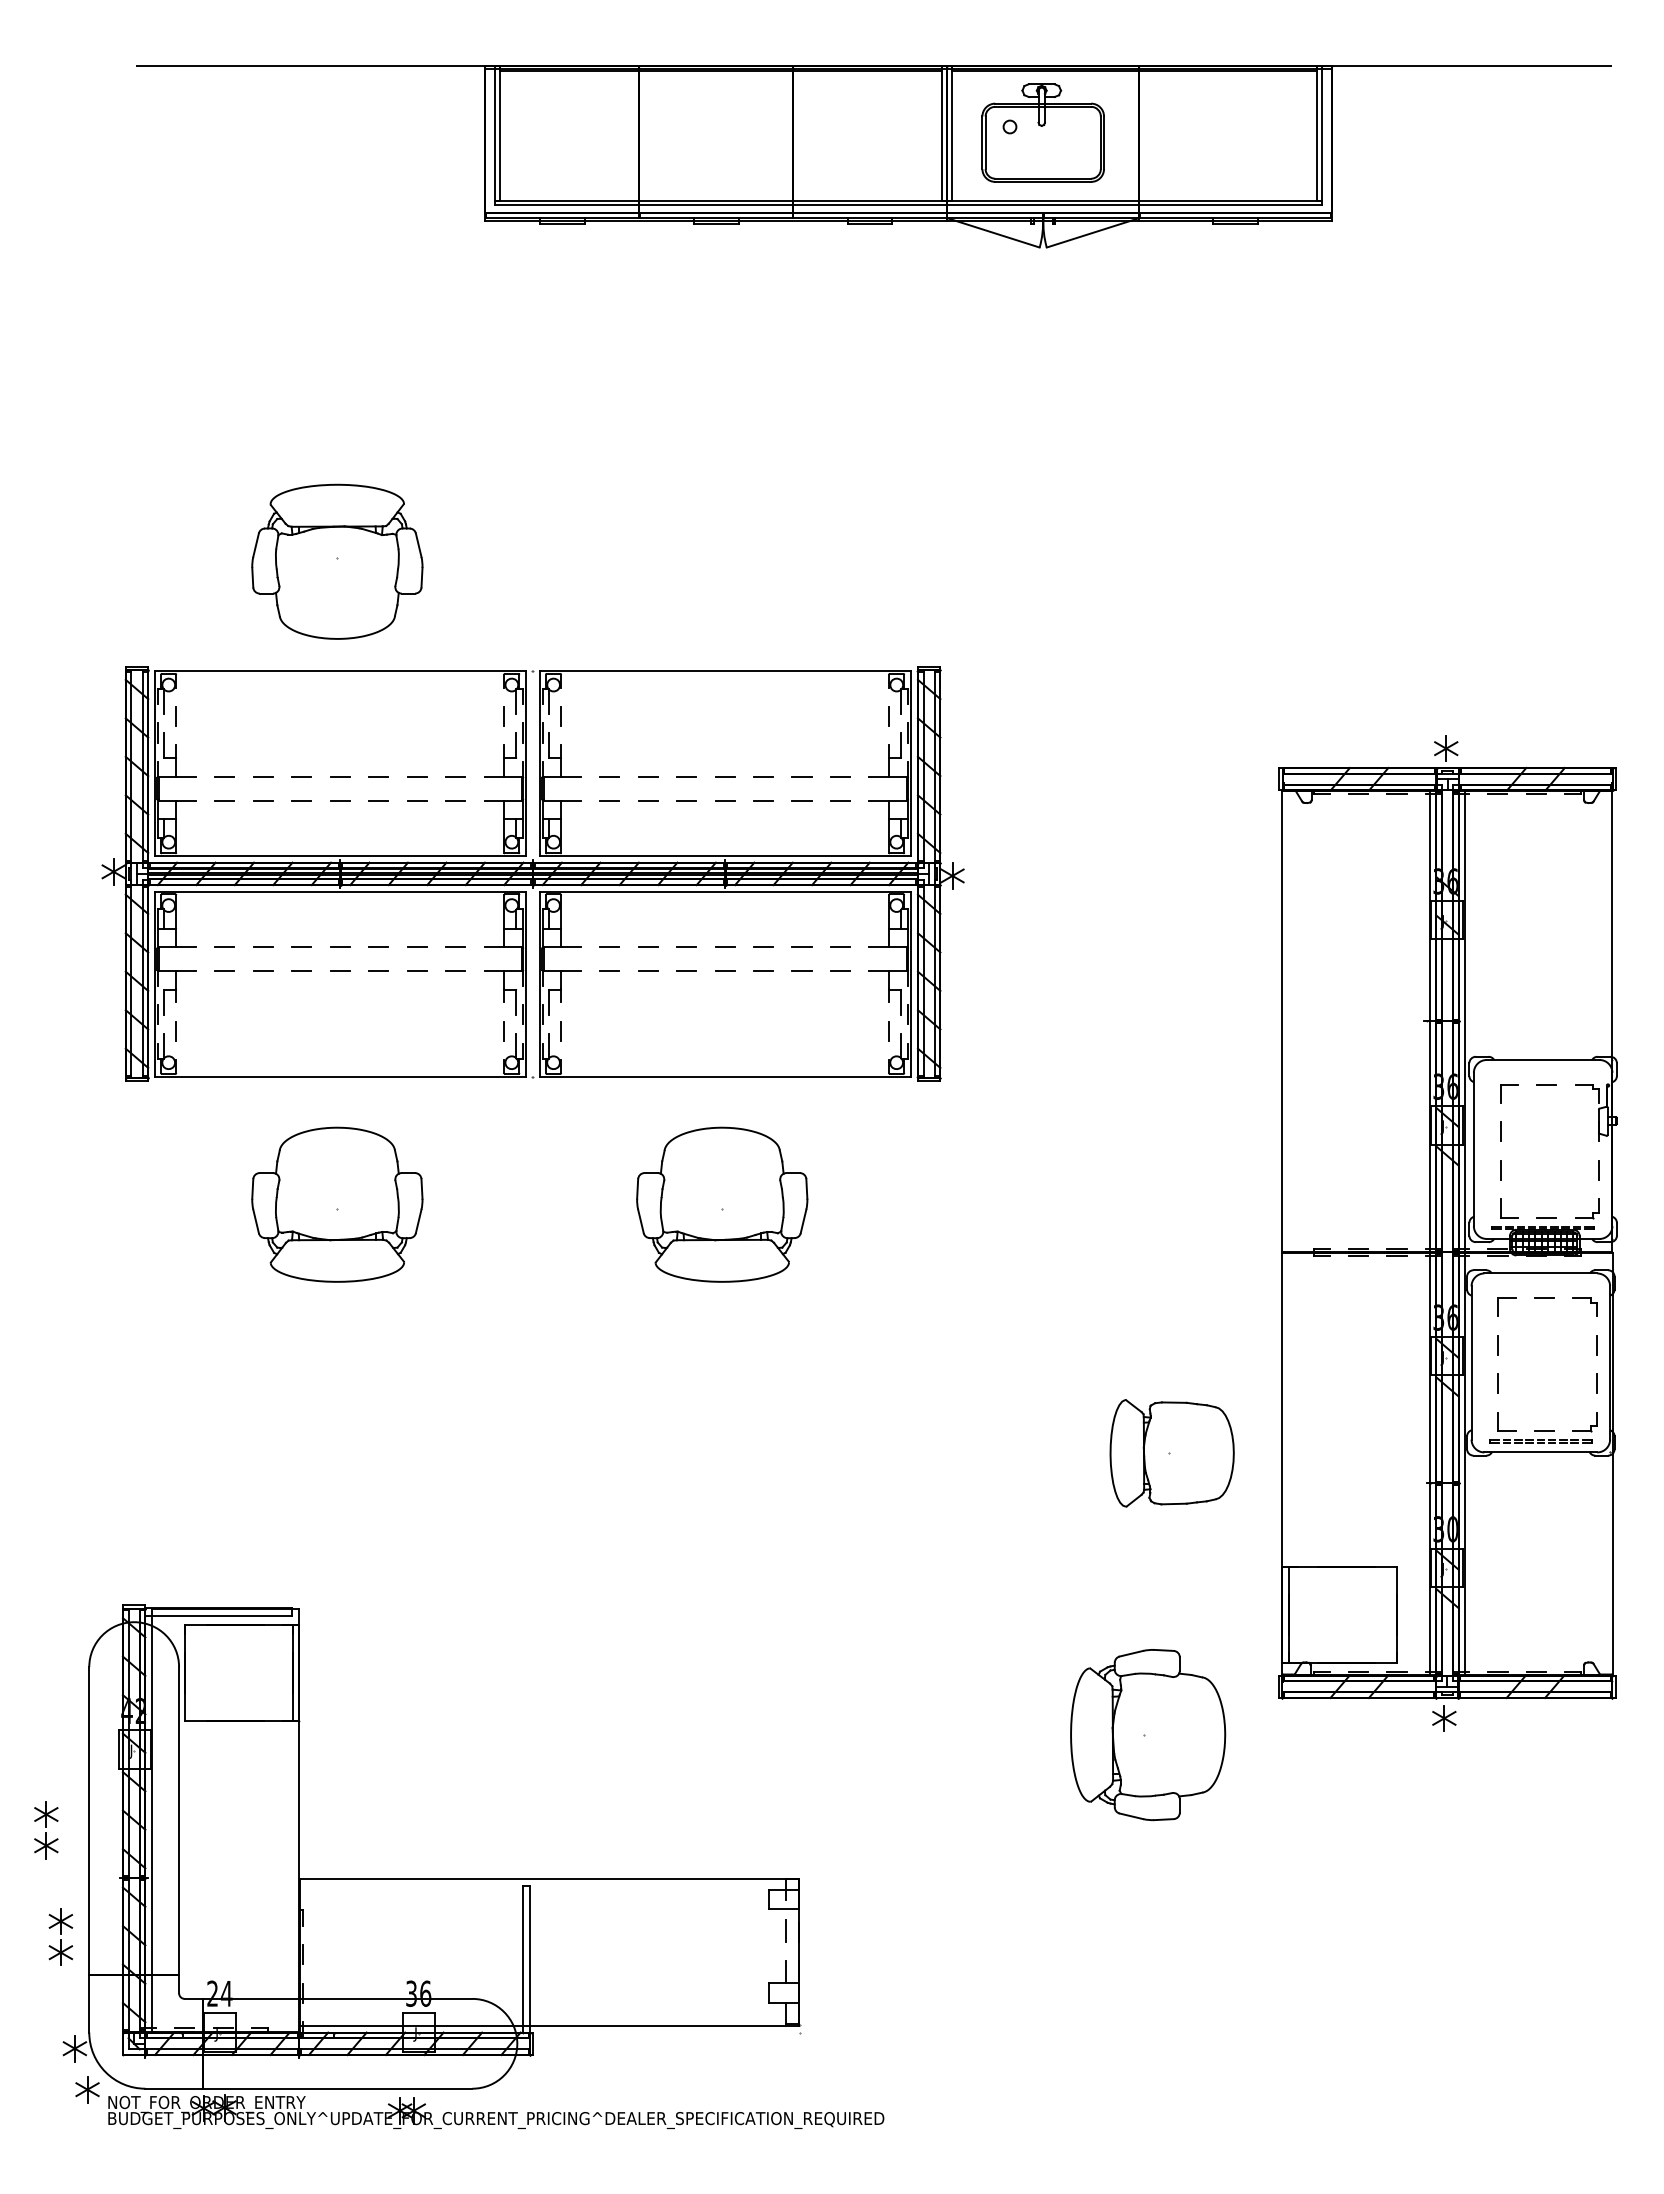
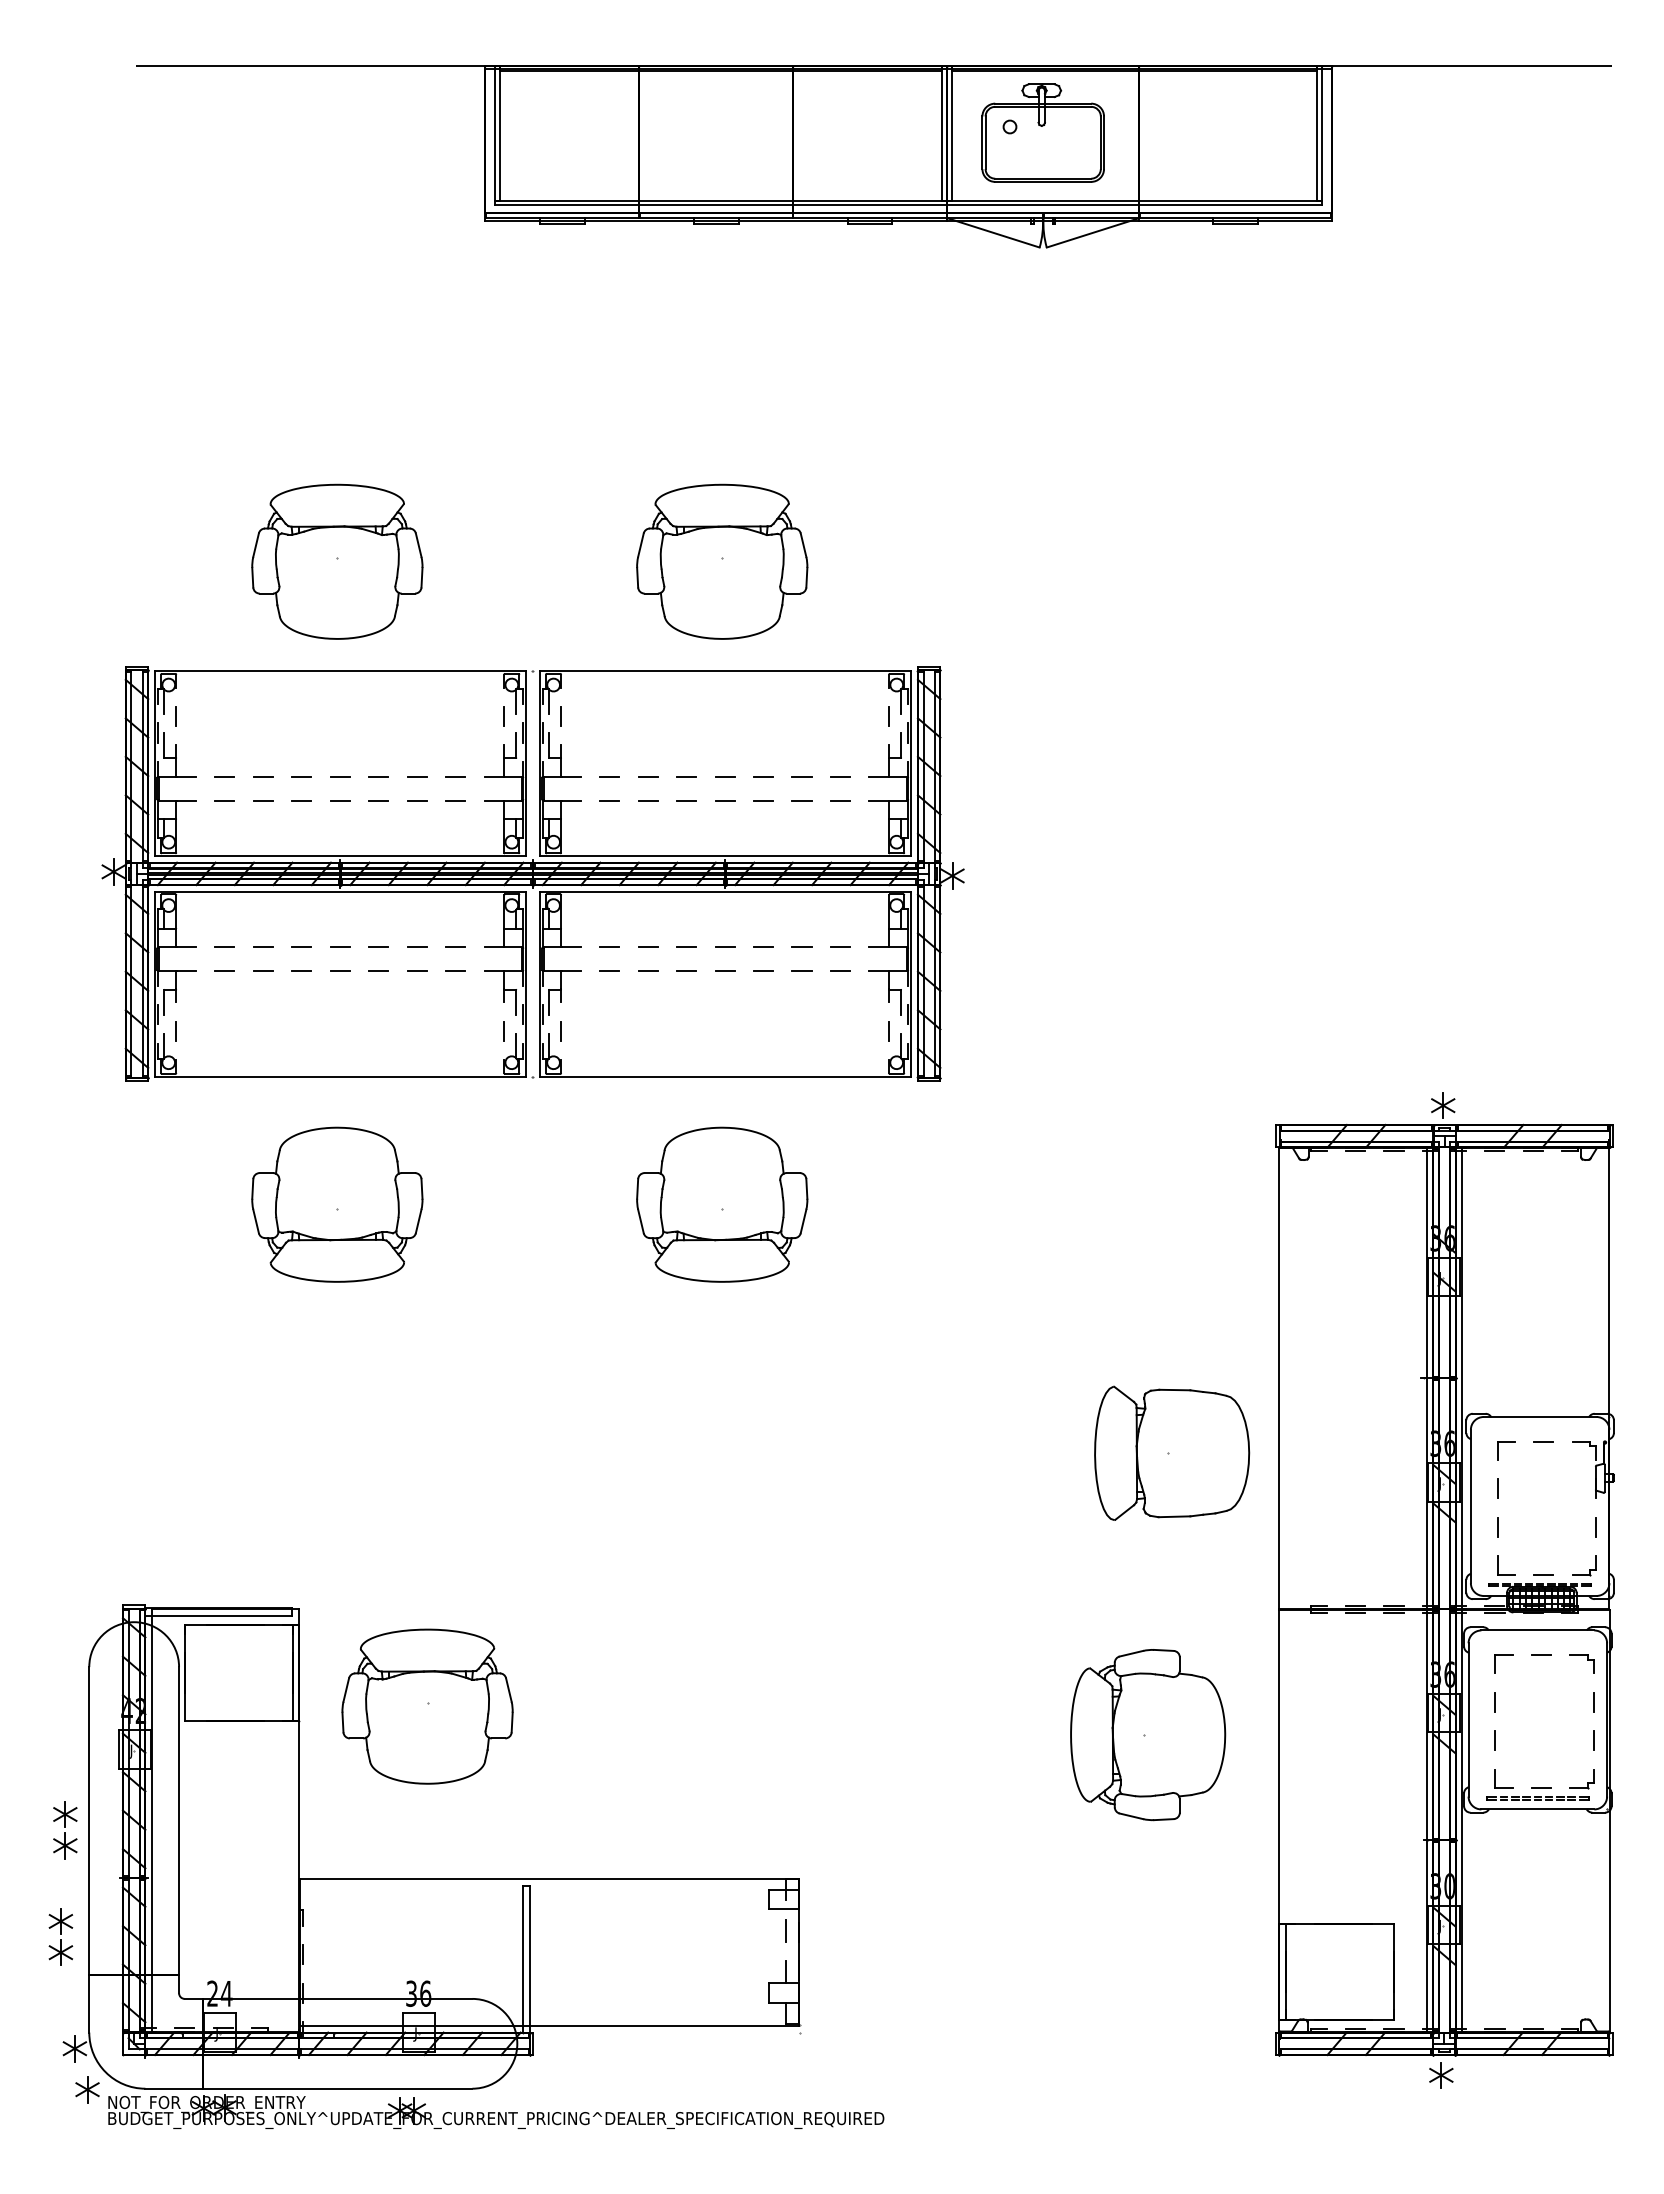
part: none -> present (722, 561)
part position: (1447, 1233) -> (1444, 1590) (1444, 1590)
part size: 126x109 px -> 157x136 px (1172, 1452)
part: none -> present (427, 1706)
part position: (46, 1830) -> (65, 1830) (65, 1830)
